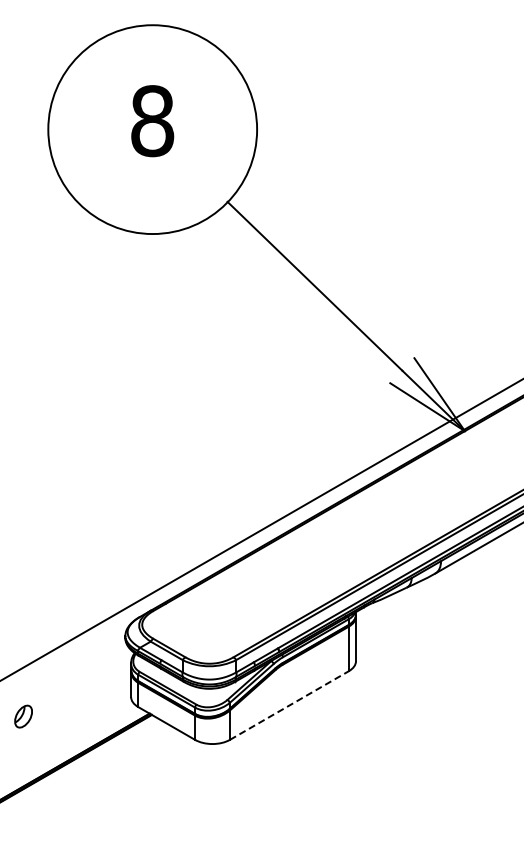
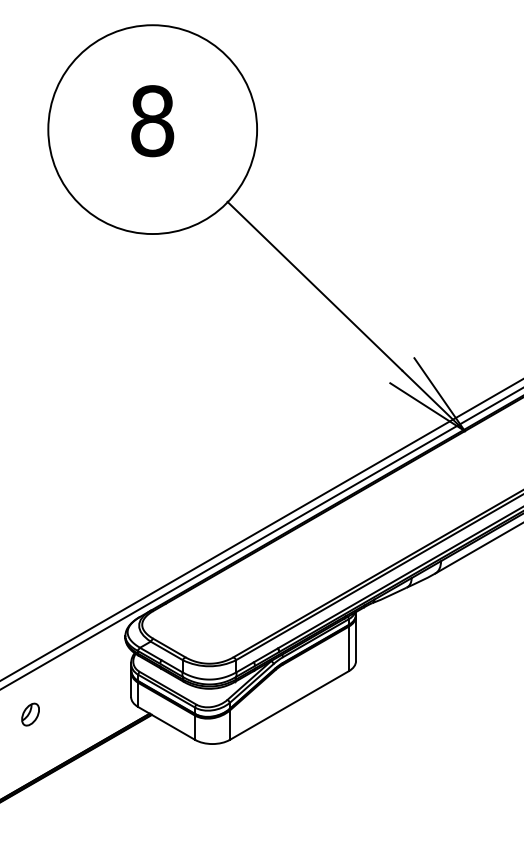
line: none -> present (261, 538)
line: dashed -> solid (289, 705)
part position: (23, 716) -> (30, 714) (30, 714)
